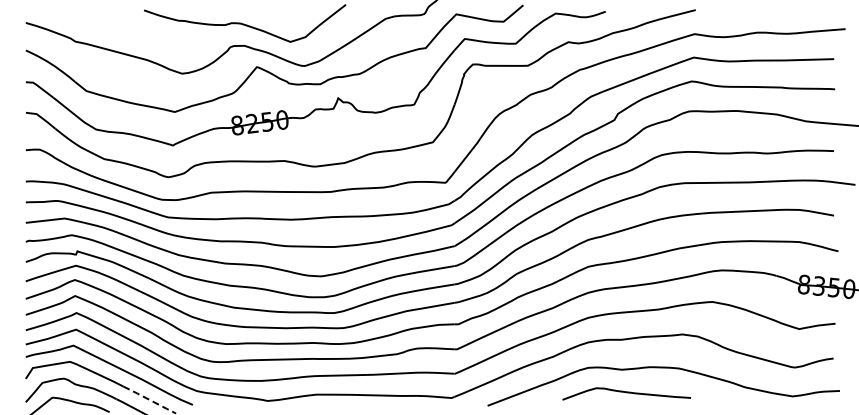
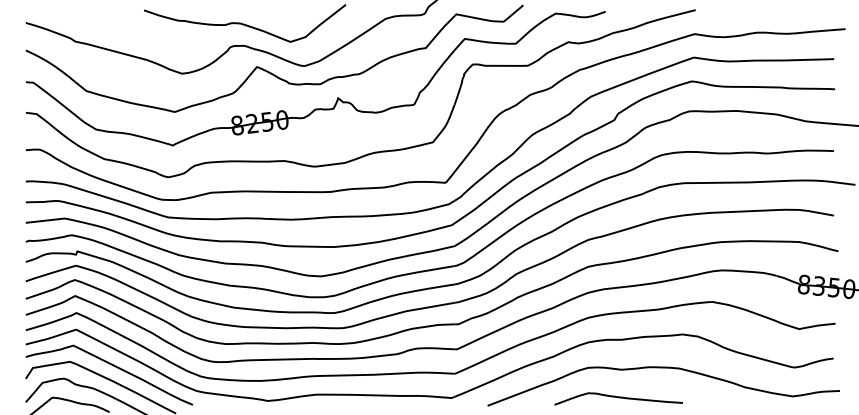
curve position: (626, 393) -> (618, 398) (618, 398)
line: dashed -> solid (150, 400)
